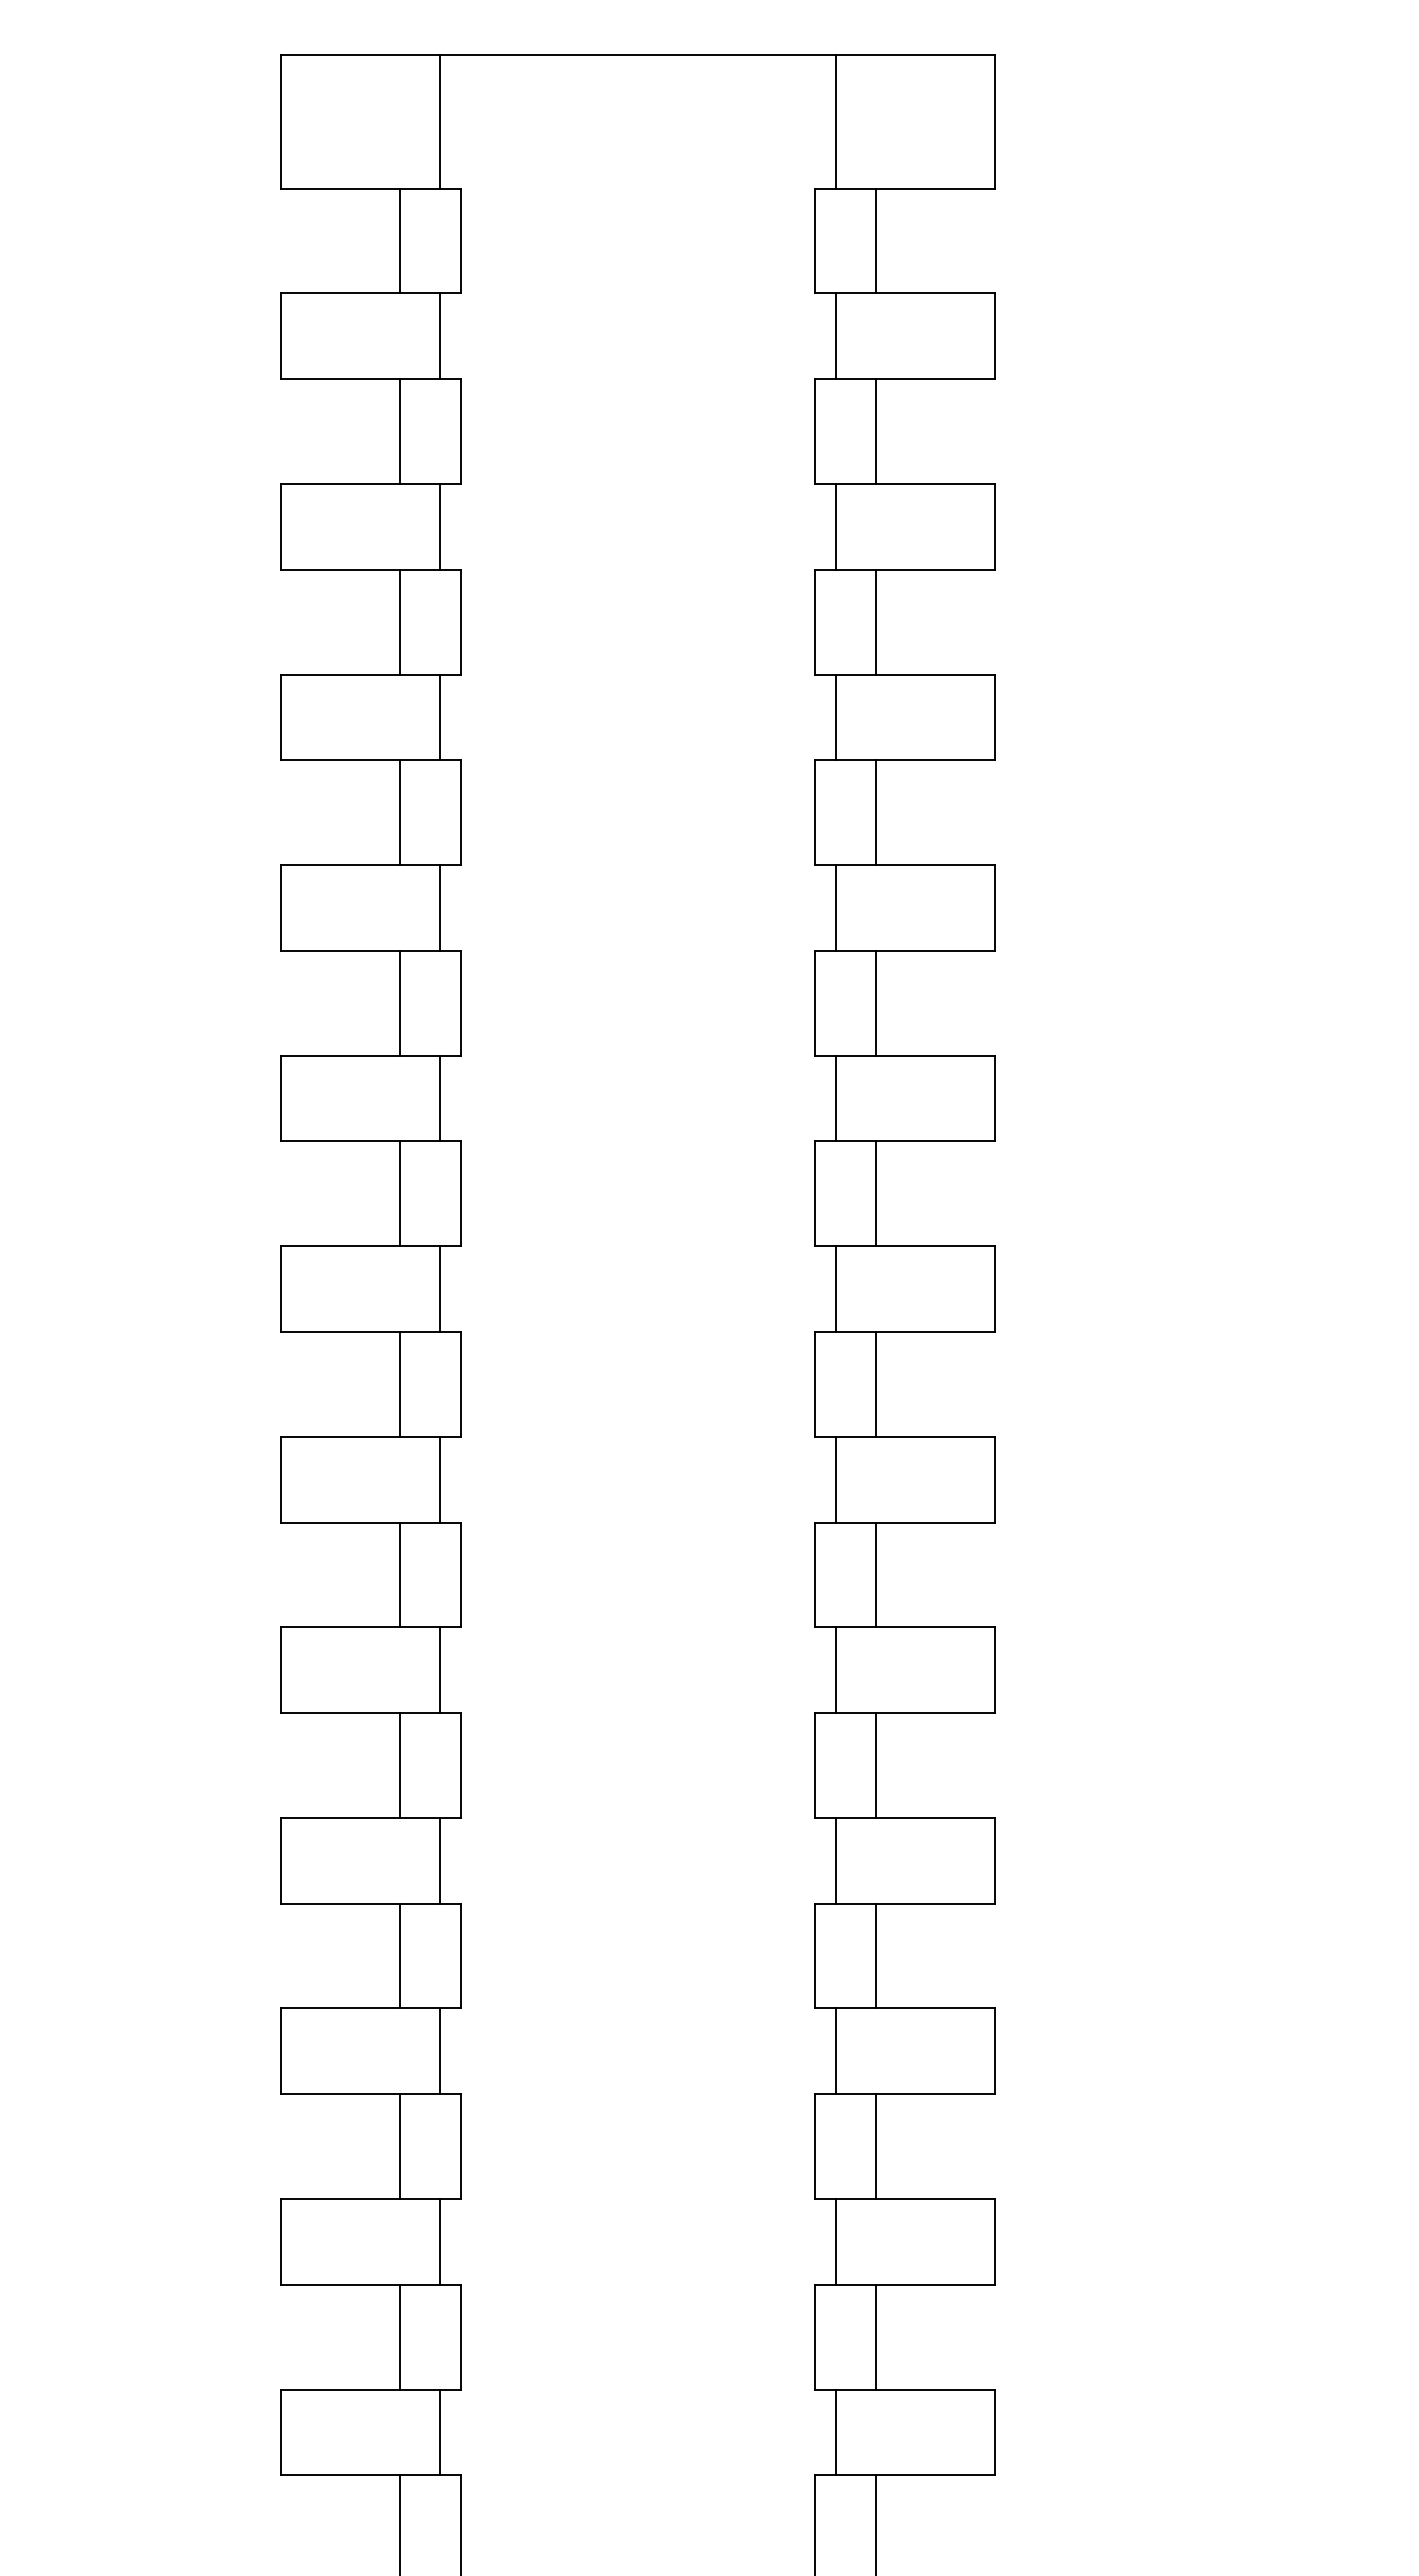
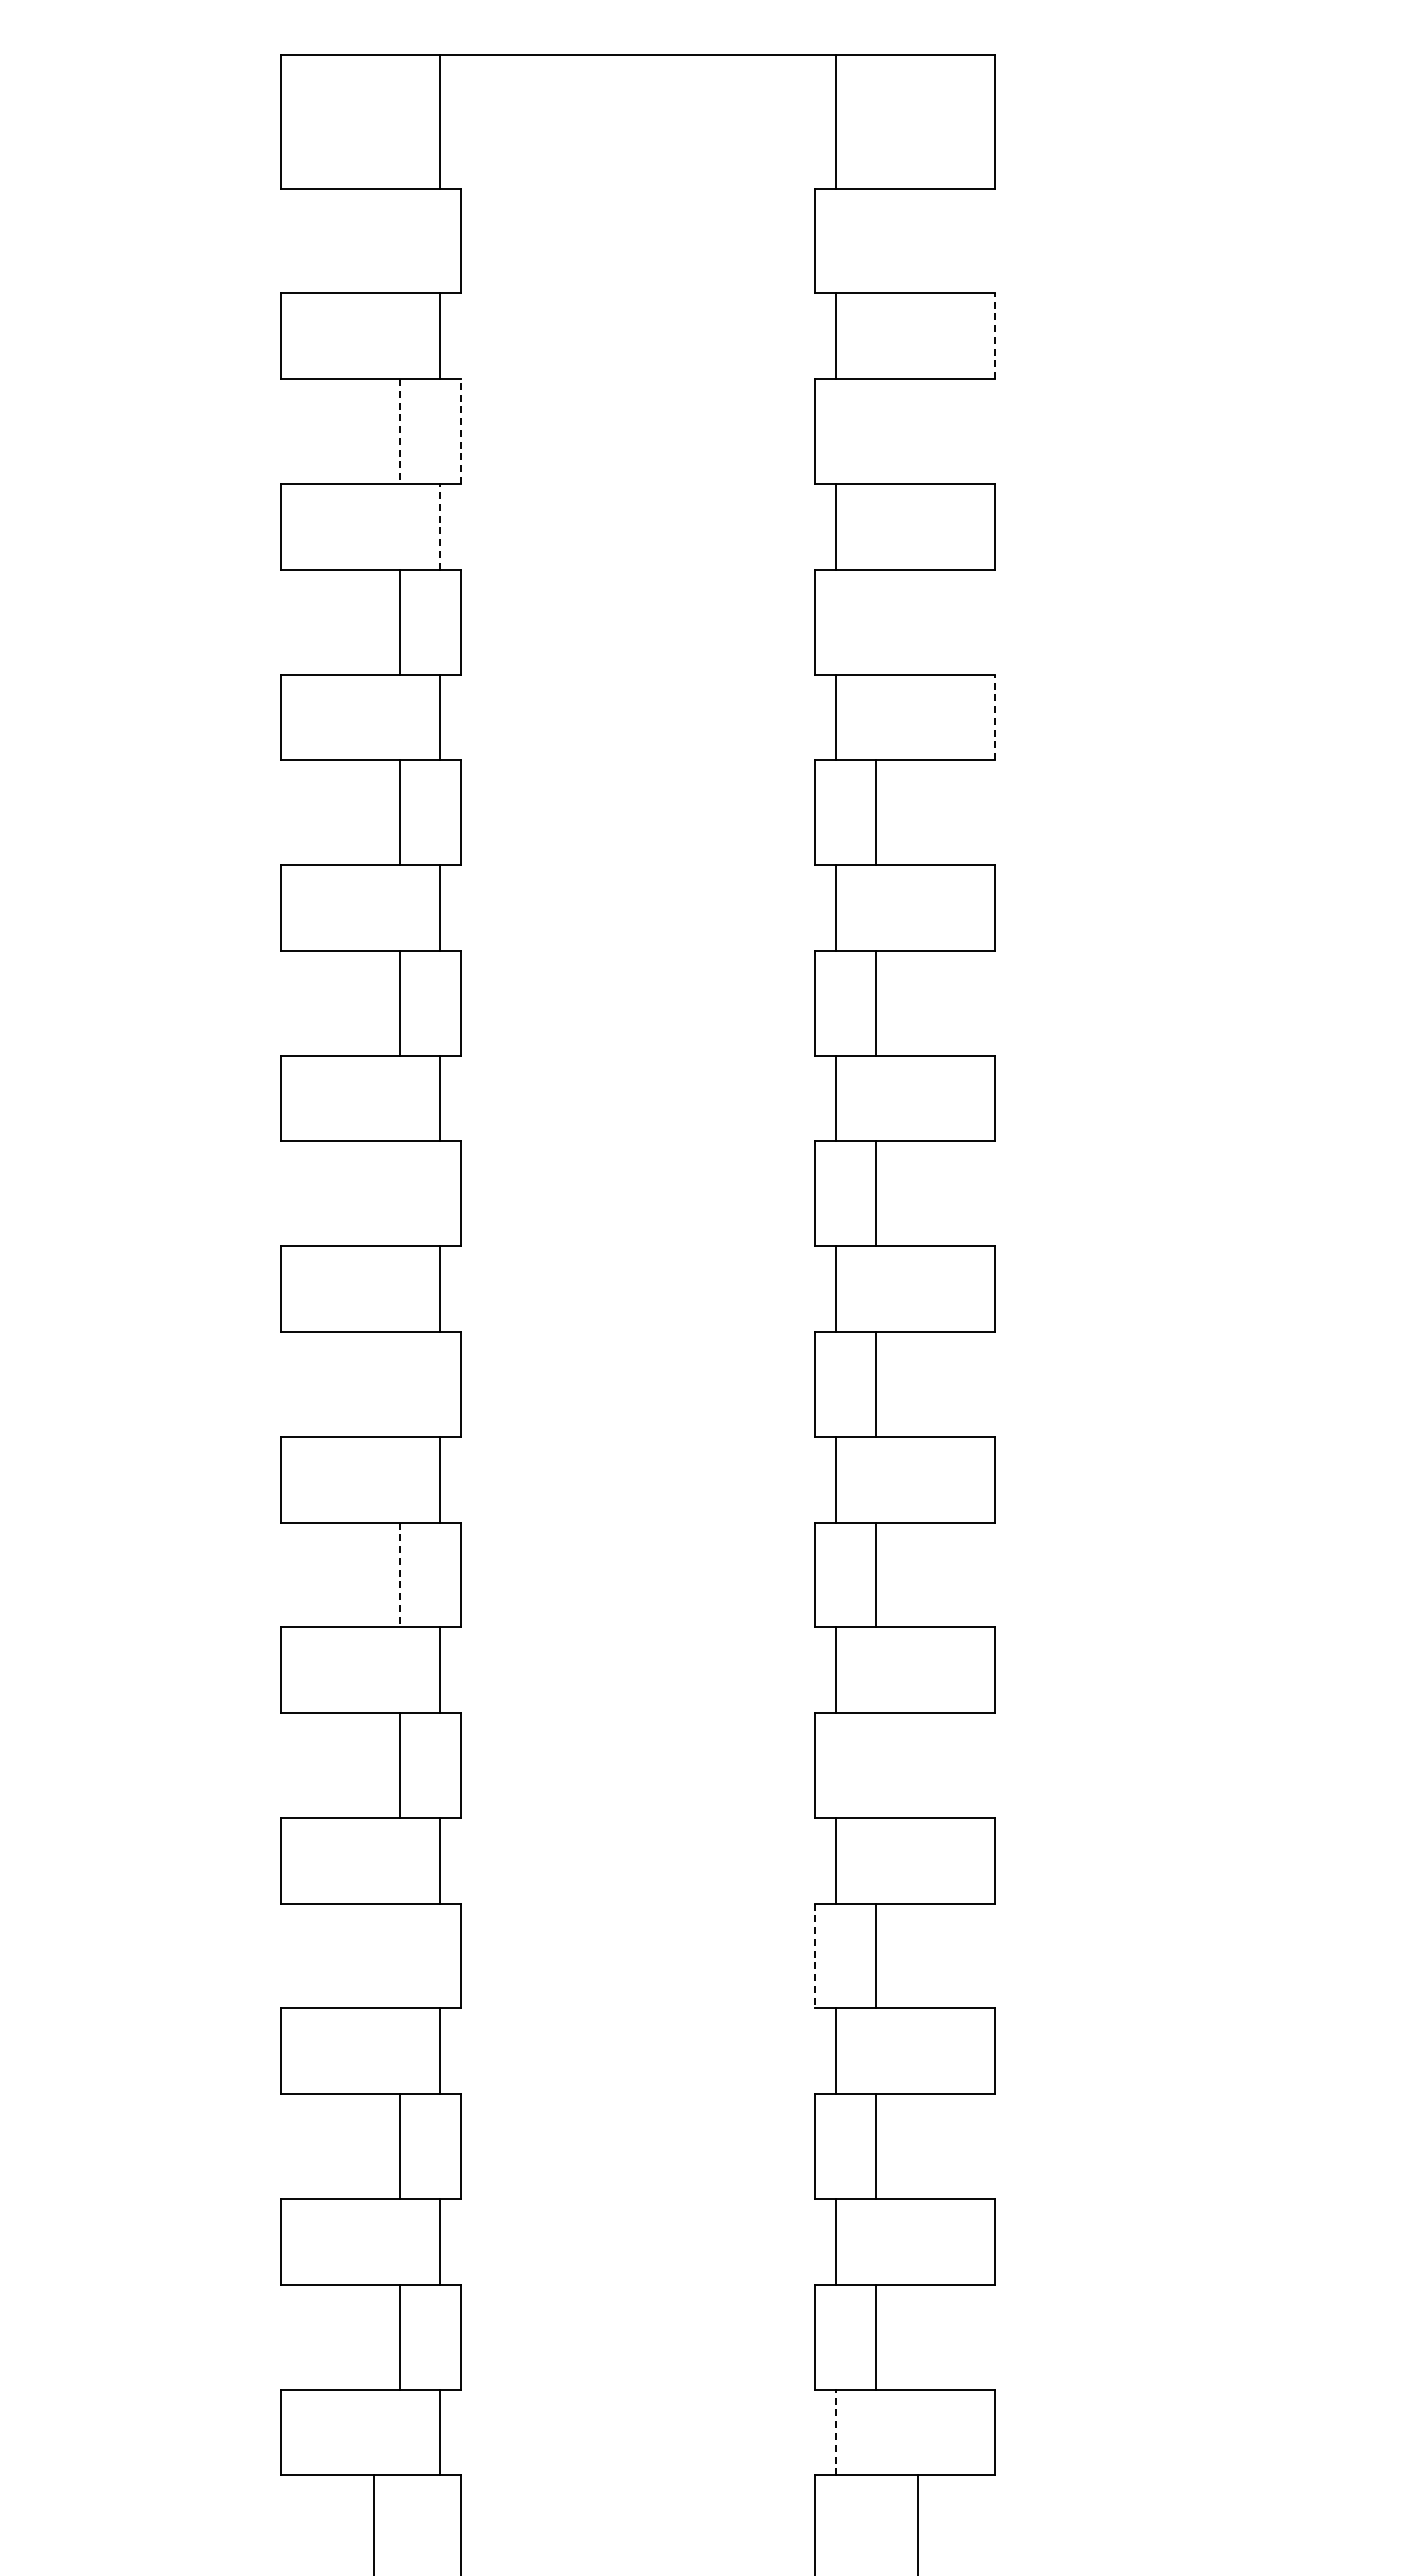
line: present -> none (399, 240)
line: present -> none (876, 240)
line: solid -> dashed (995, 336)
line: solid -> dashed (461, 431)
line: present -> none (876, 431)
line: solid -> dashed (399, 432)
line: solid -> dashed (440, 526)
line: present -> none (876, 621)
line: solid -> dashed (995, 717)
line: present -> none (399, 1193)
line: present -> none (399, 1383)
line: solid -> dashed (399, 1575)
line: present -> none (876, 1765)
line: present -> none (399, 1955)
line: solid -> dashed (814, 1956)
line: solid -> dashed (835, 2432)
line position: (399, 2523) -> (373, 2523) (373, 2523)
line position: (876, 2523) -> (918, 2523) (918, 2523)
